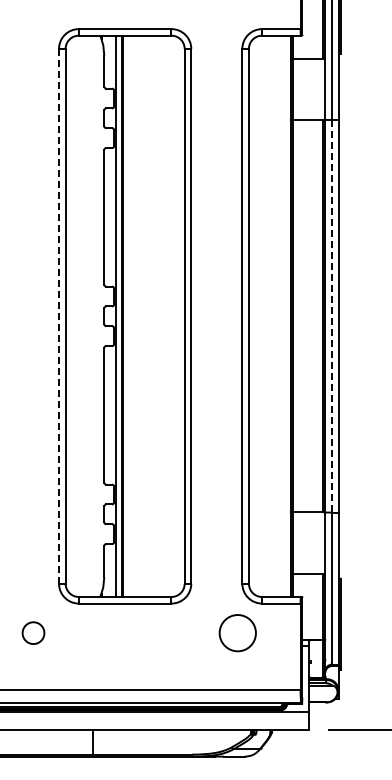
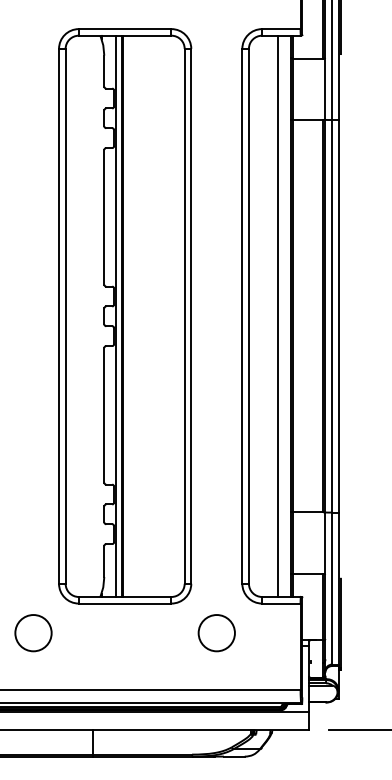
line: dashed -> solid (59, 315)
line: none -> present (277, 315)
line: dashed -> solid (332, 316)
circle diameter: 22 px -> 36 px (33, 633)
circle position: (237, 633) -> (216, 633) (216, 633)
